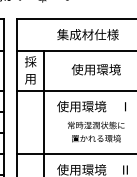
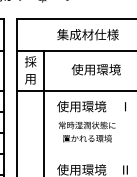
text position: (95, 131) -> (86, 131) (86, 131)
line: present -> none (75, 153)
